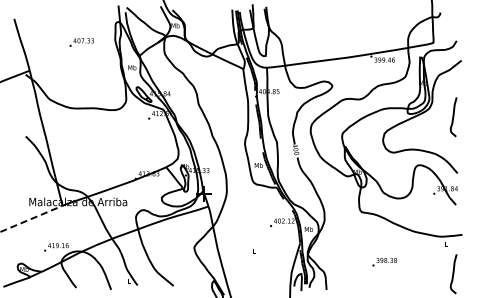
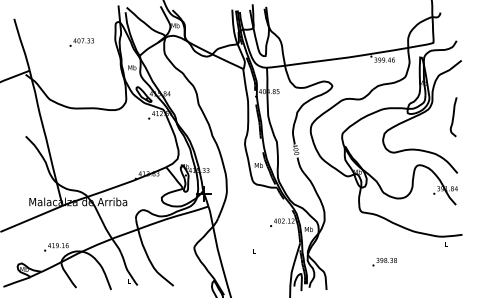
line: dashed -> solid (31, 219)
curve: present -> none (453, 274)
